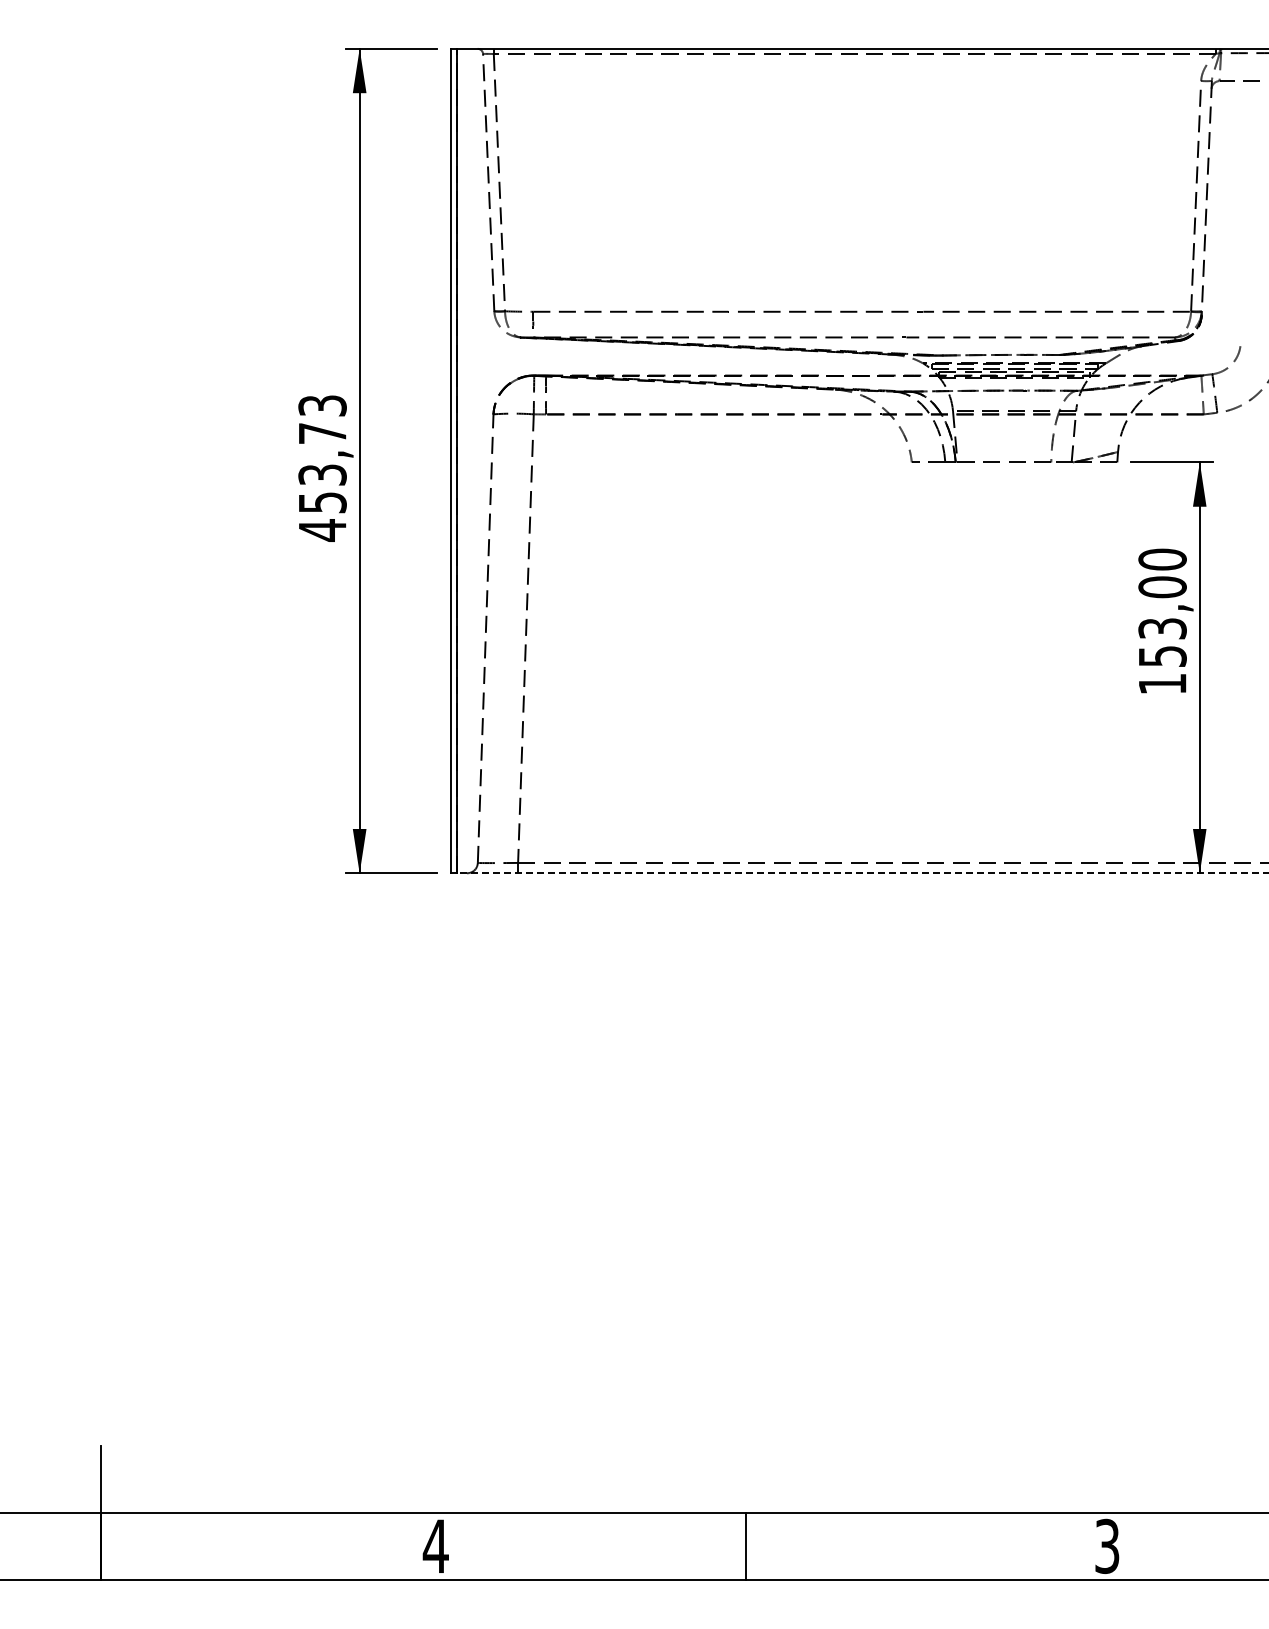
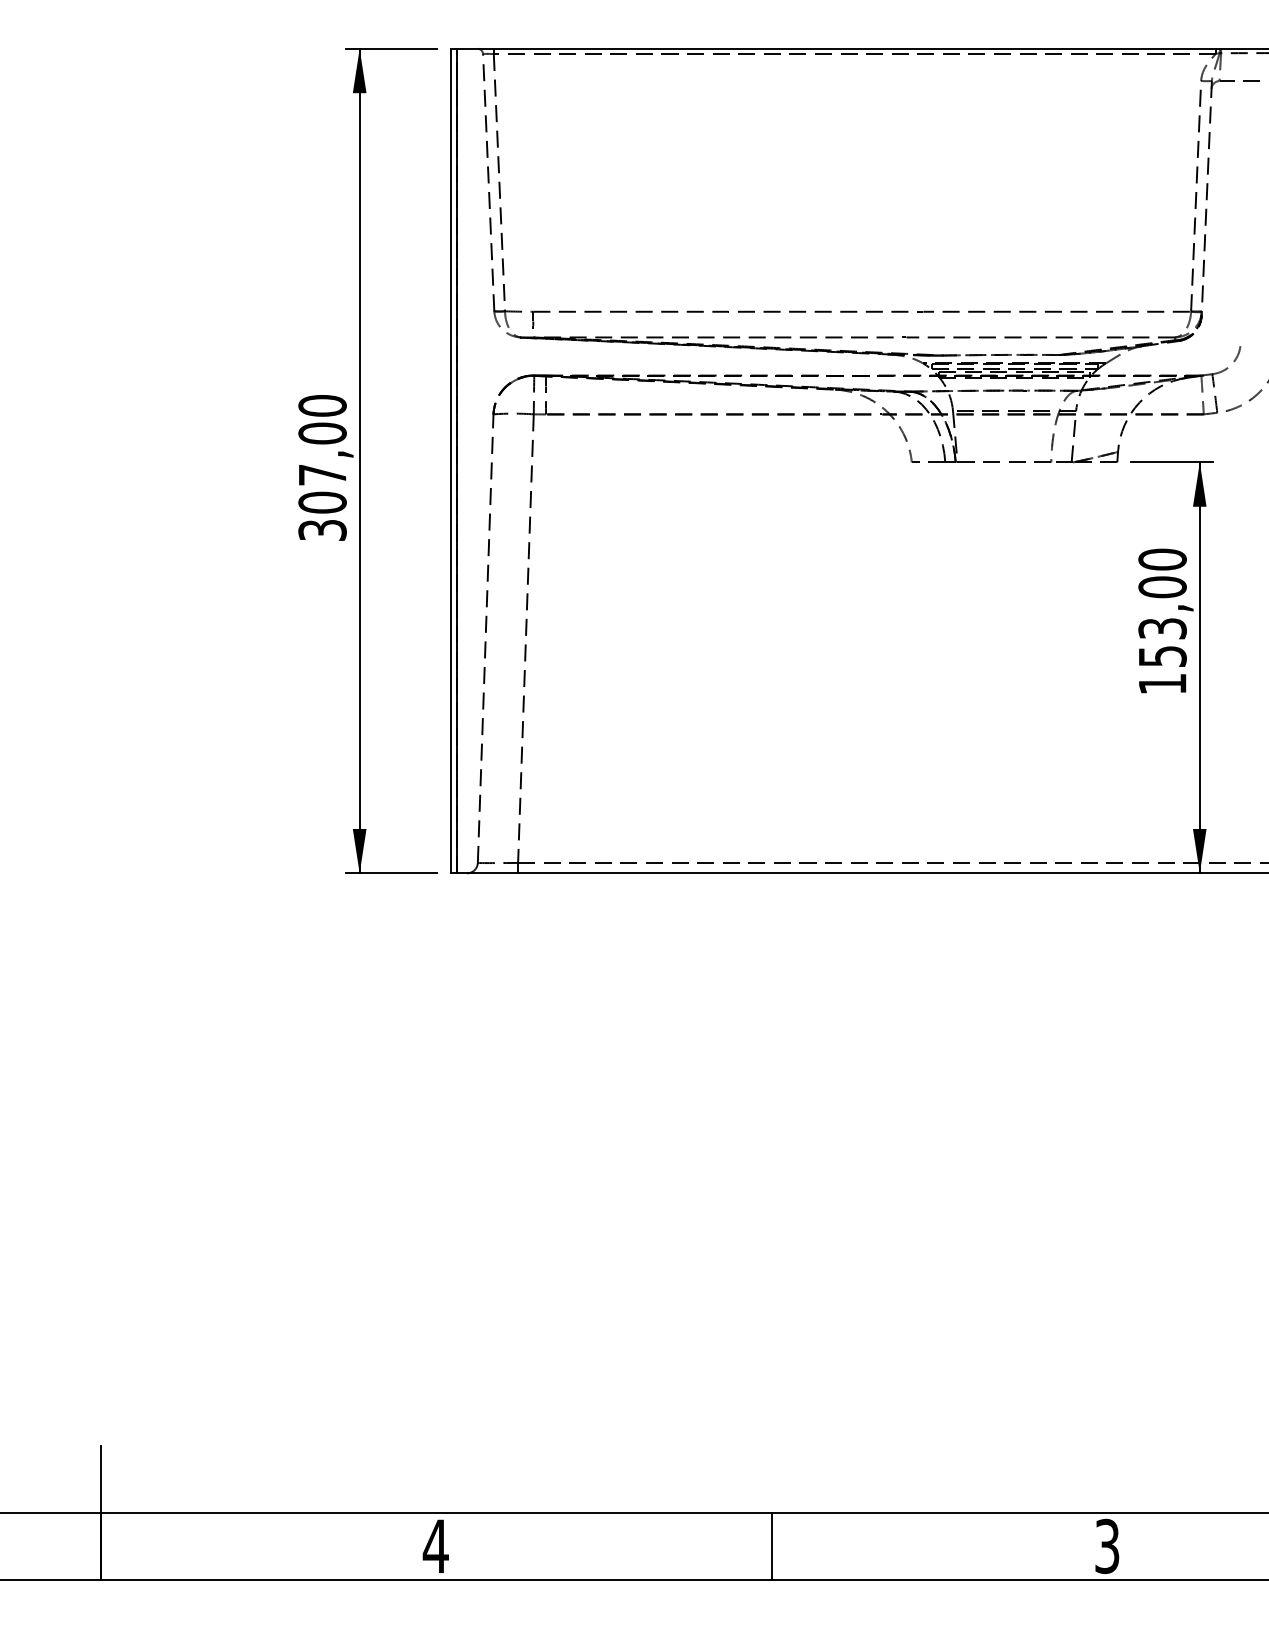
text: 453,73 -> 307,00 (322, 468)
line: dashed -> solid (862, 873)
line position: (746, 1546) -> (772, 1546) (772, 1546)
